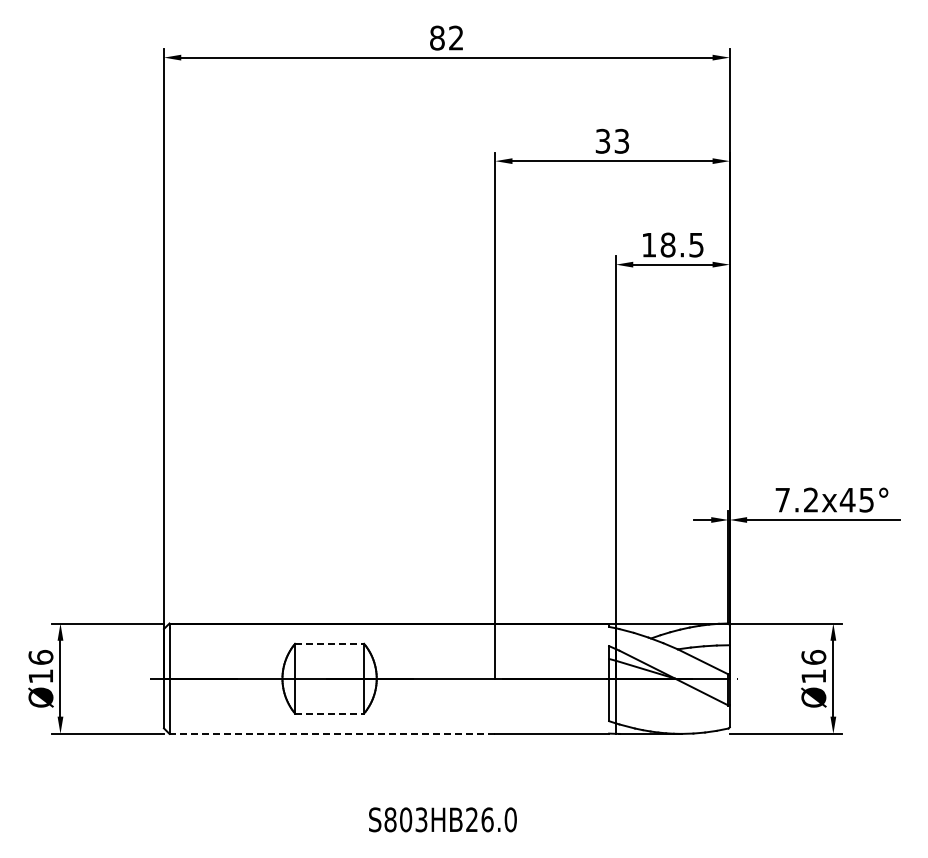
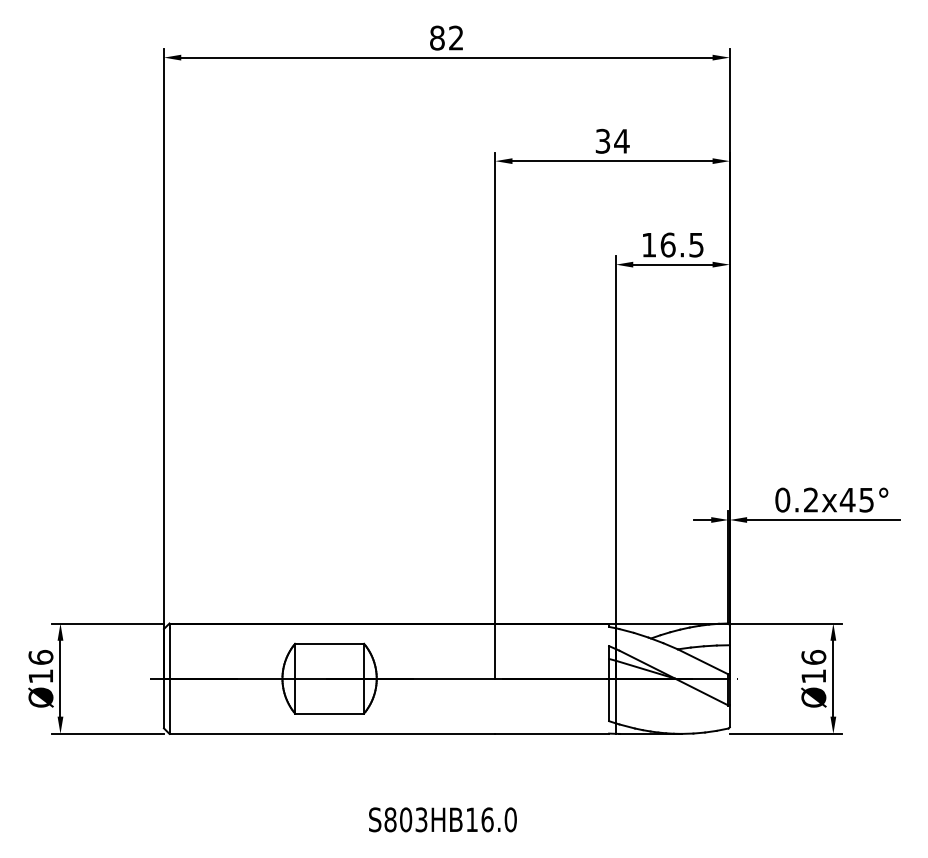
text: 33 -> 34 (621, 140)
text: 18.5 -> 16.5 (667, 244)
text: 7.2x45° -> 0.2x45° (782, 499)
line: dashed -> solid (329, 643)
line: dashed -> solid (329, 713)
line: dashed -> solid (332, 733)
text: S803HB26.0 -> S803HB16.0 (471, 819)
